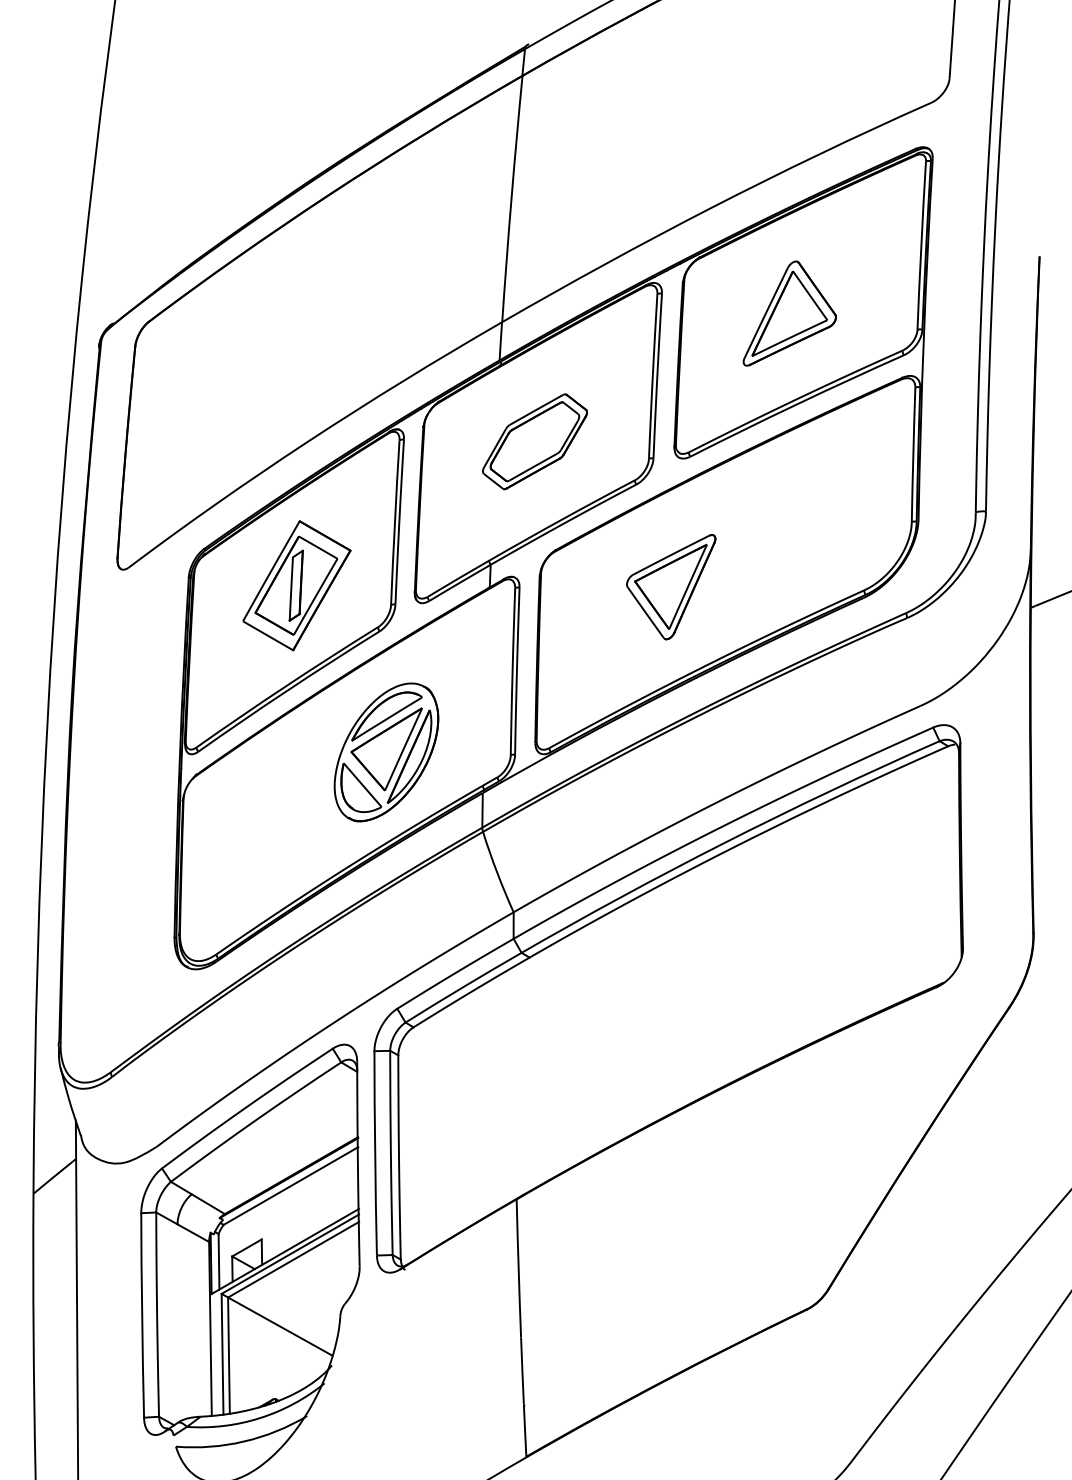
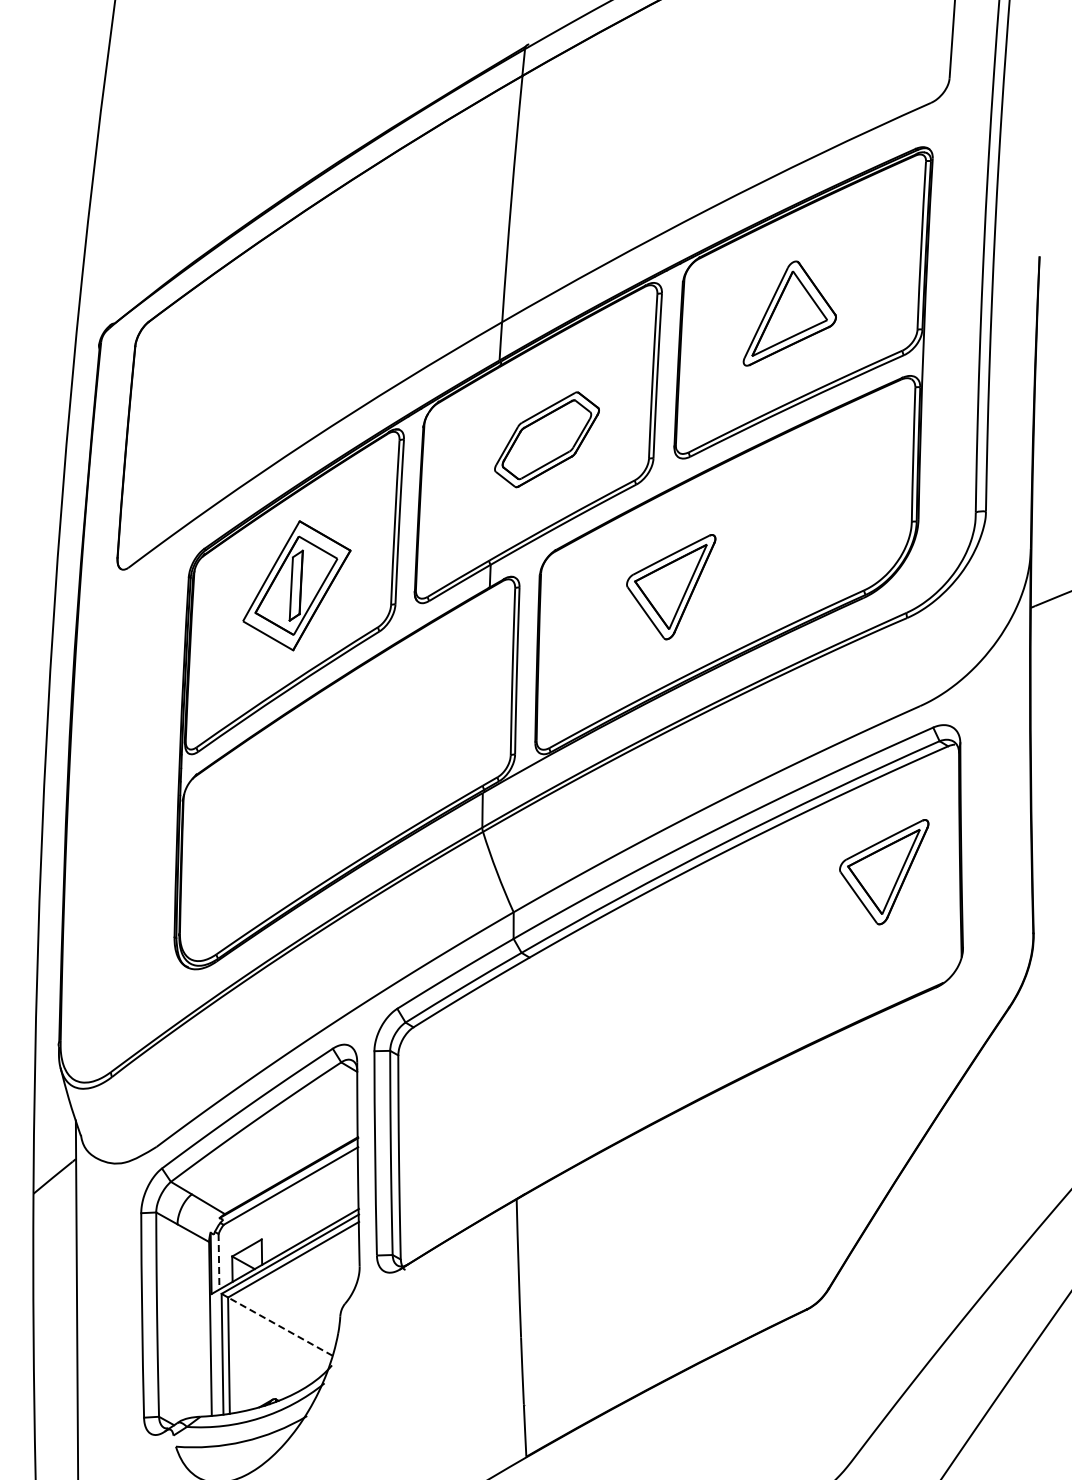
part position: (534, 441) -> (546, 439) (546, 439)
part: present -> none (386, 752)
part: none -> present (884, 872)
line: solid -> dashed (219, 1261)
line: solid -> dashed (280, 1326)
